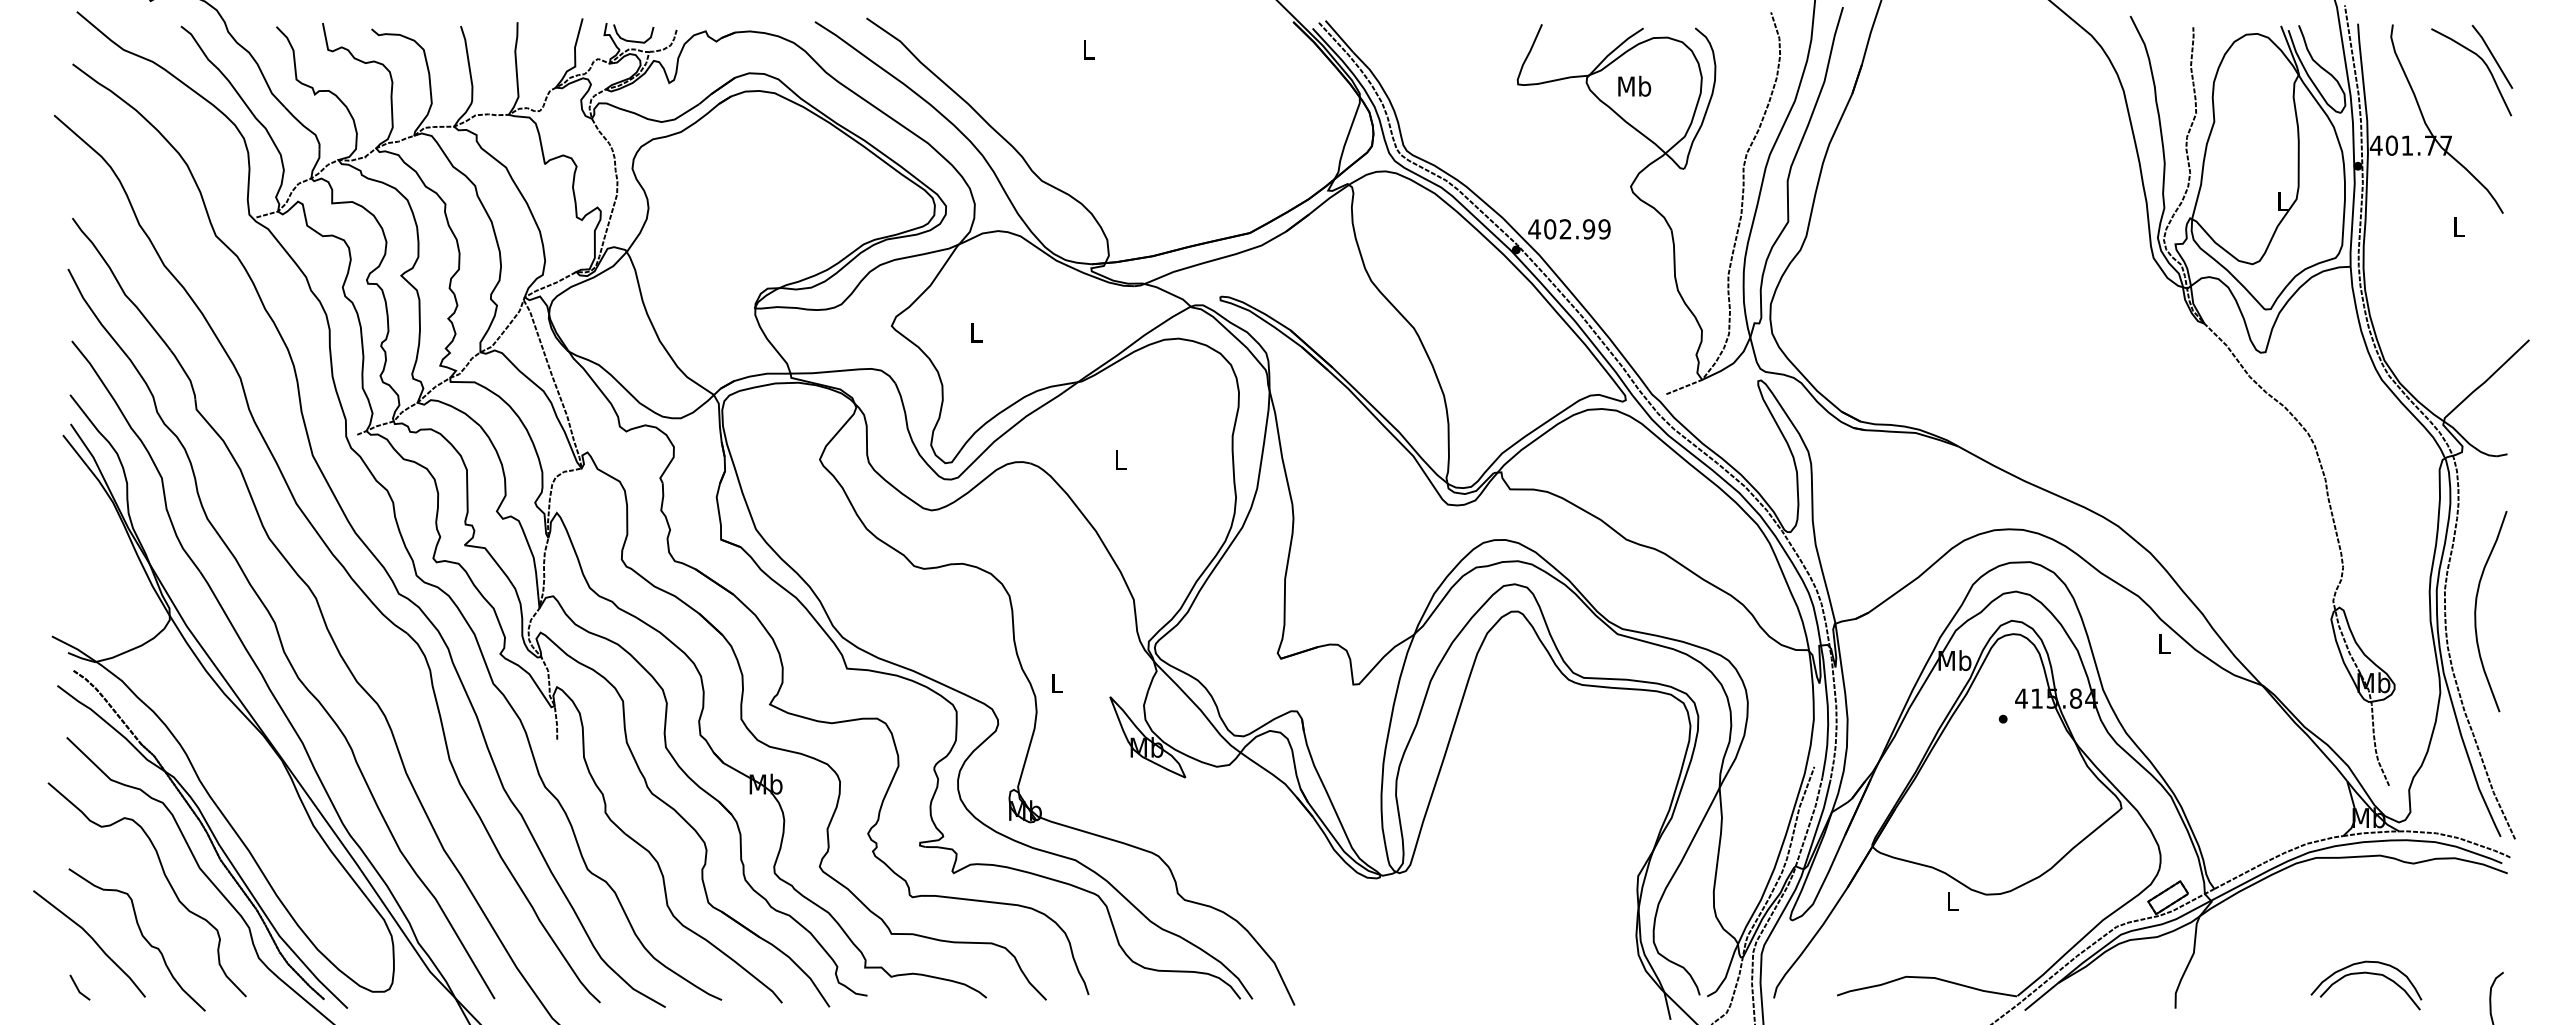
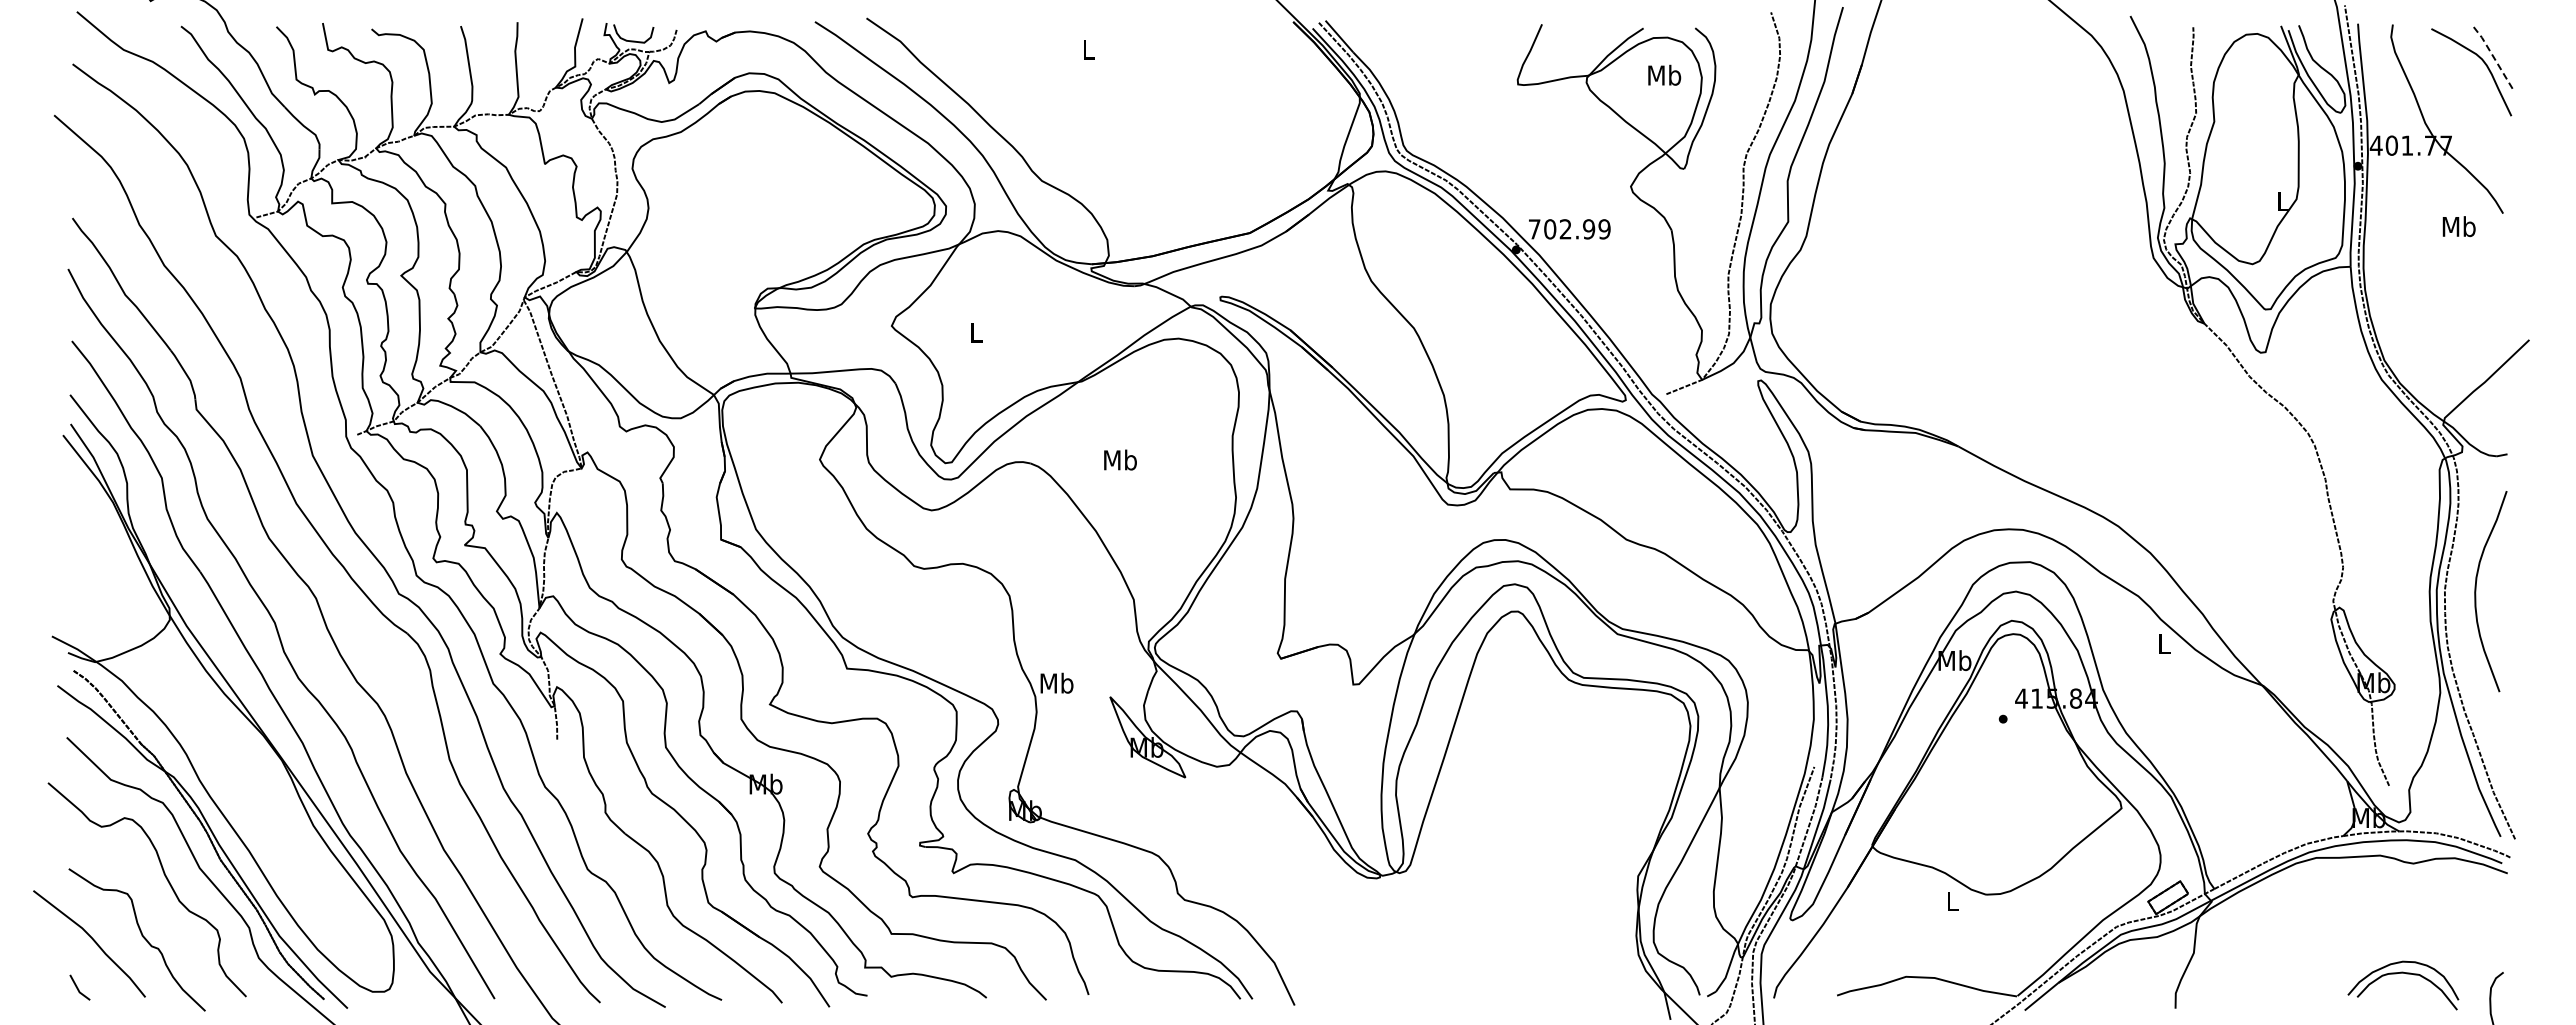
line: solid -> dashed (2492, 55)
text position: (1634, 85) -> (1664, 74) (1664, 74)
text: L -> Mb (2458, 226)
text: 402.99 -> 702.99 (1534, 229)
text: L -> Mb (1120, 459)
curve position: (2476, 611) -> (2476, 591) (2476, 591)
text: L -> Mb (1056, 682)
part position: (2369, 974) -> (2406, 974) (2406, 974)
